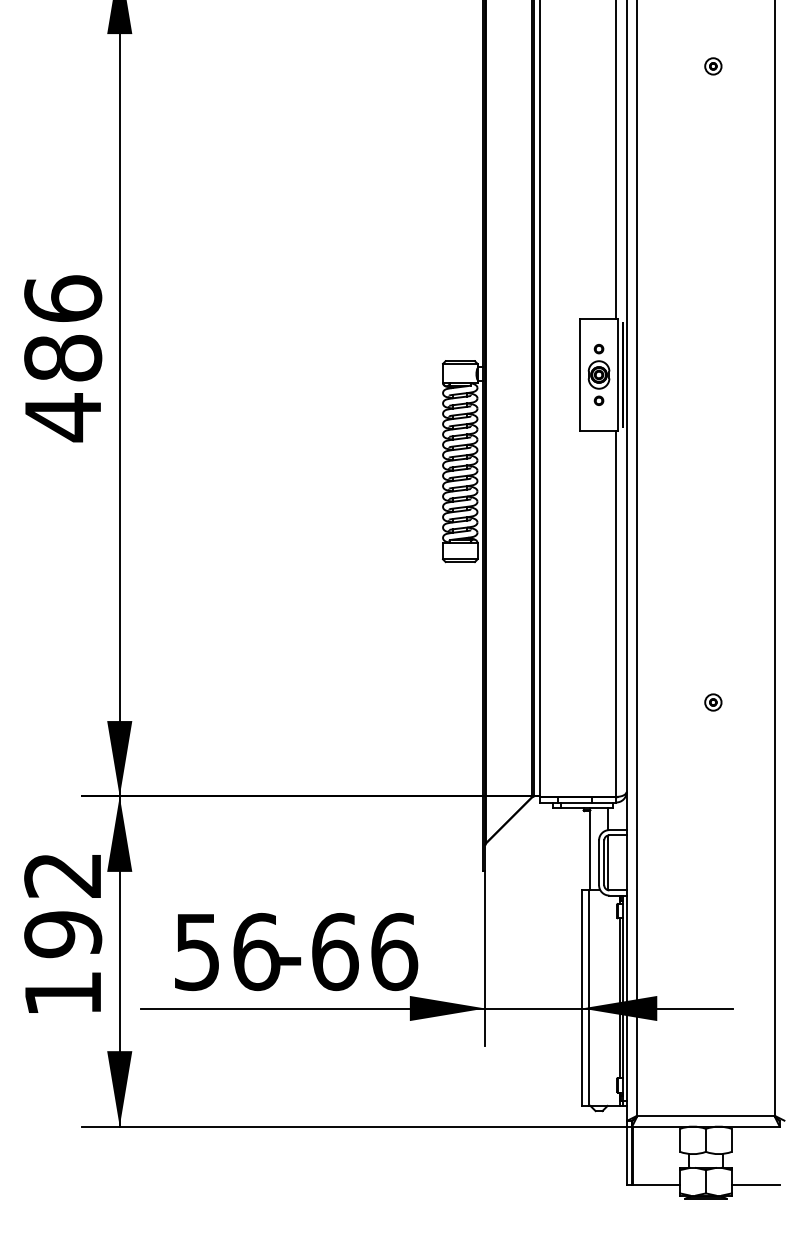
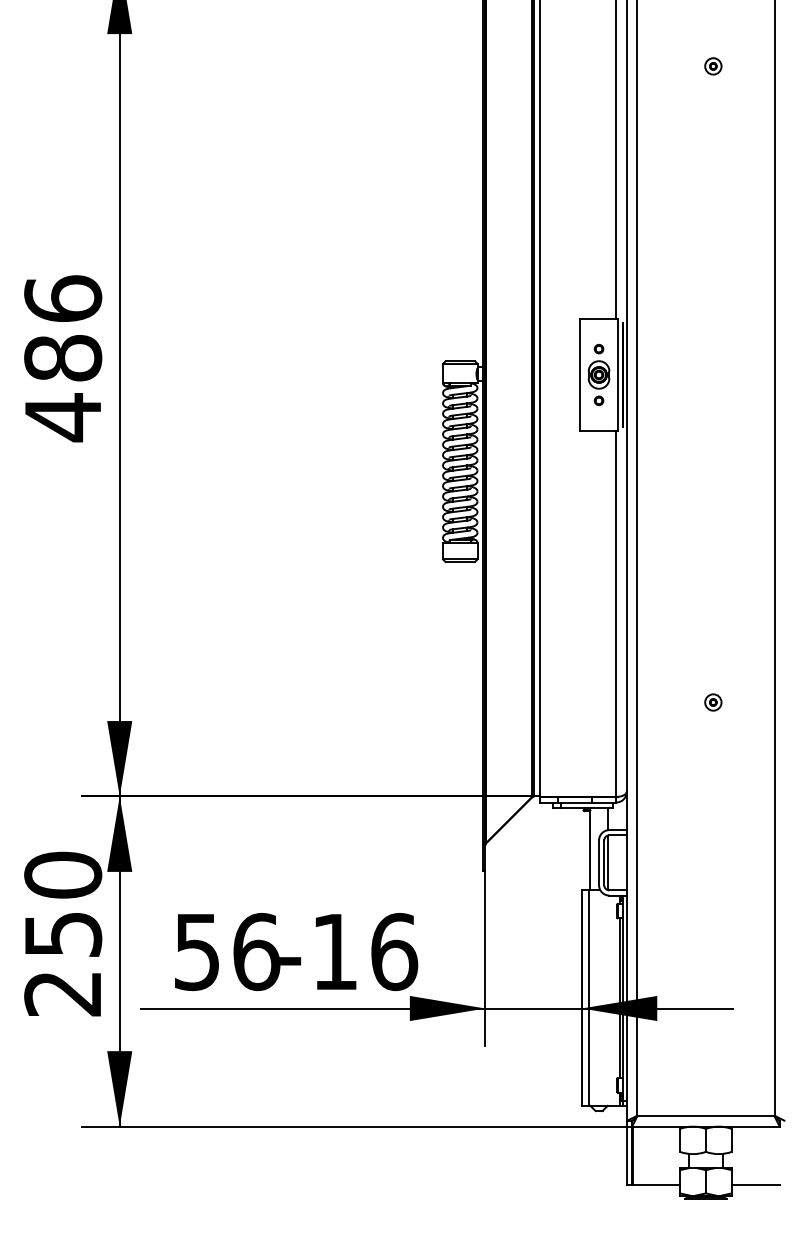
text: 192 -> 250 (63, 933)
text: -66 -> -16 (335, 951)
